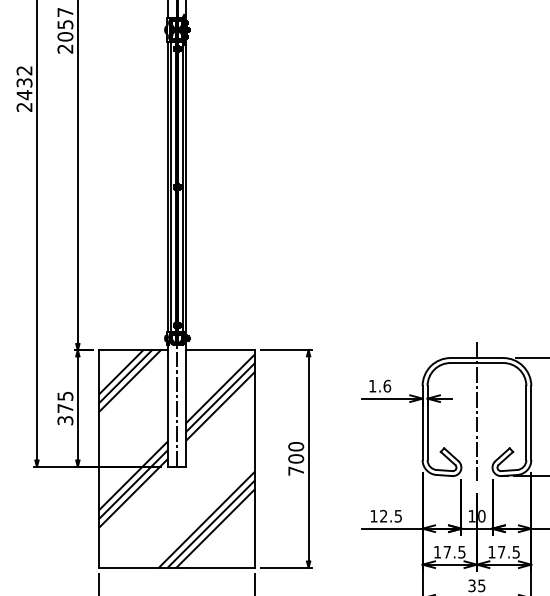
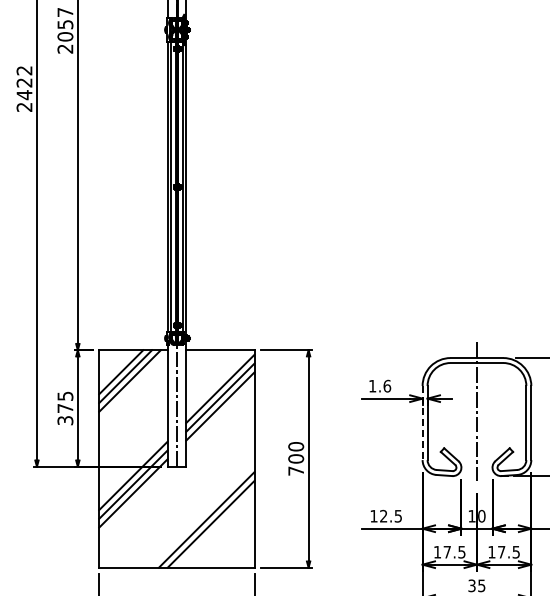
text: 2432 -> 2422 (24, 82)
line: solid -> dashed (422, 423)
line: present -> none (215, 528)
